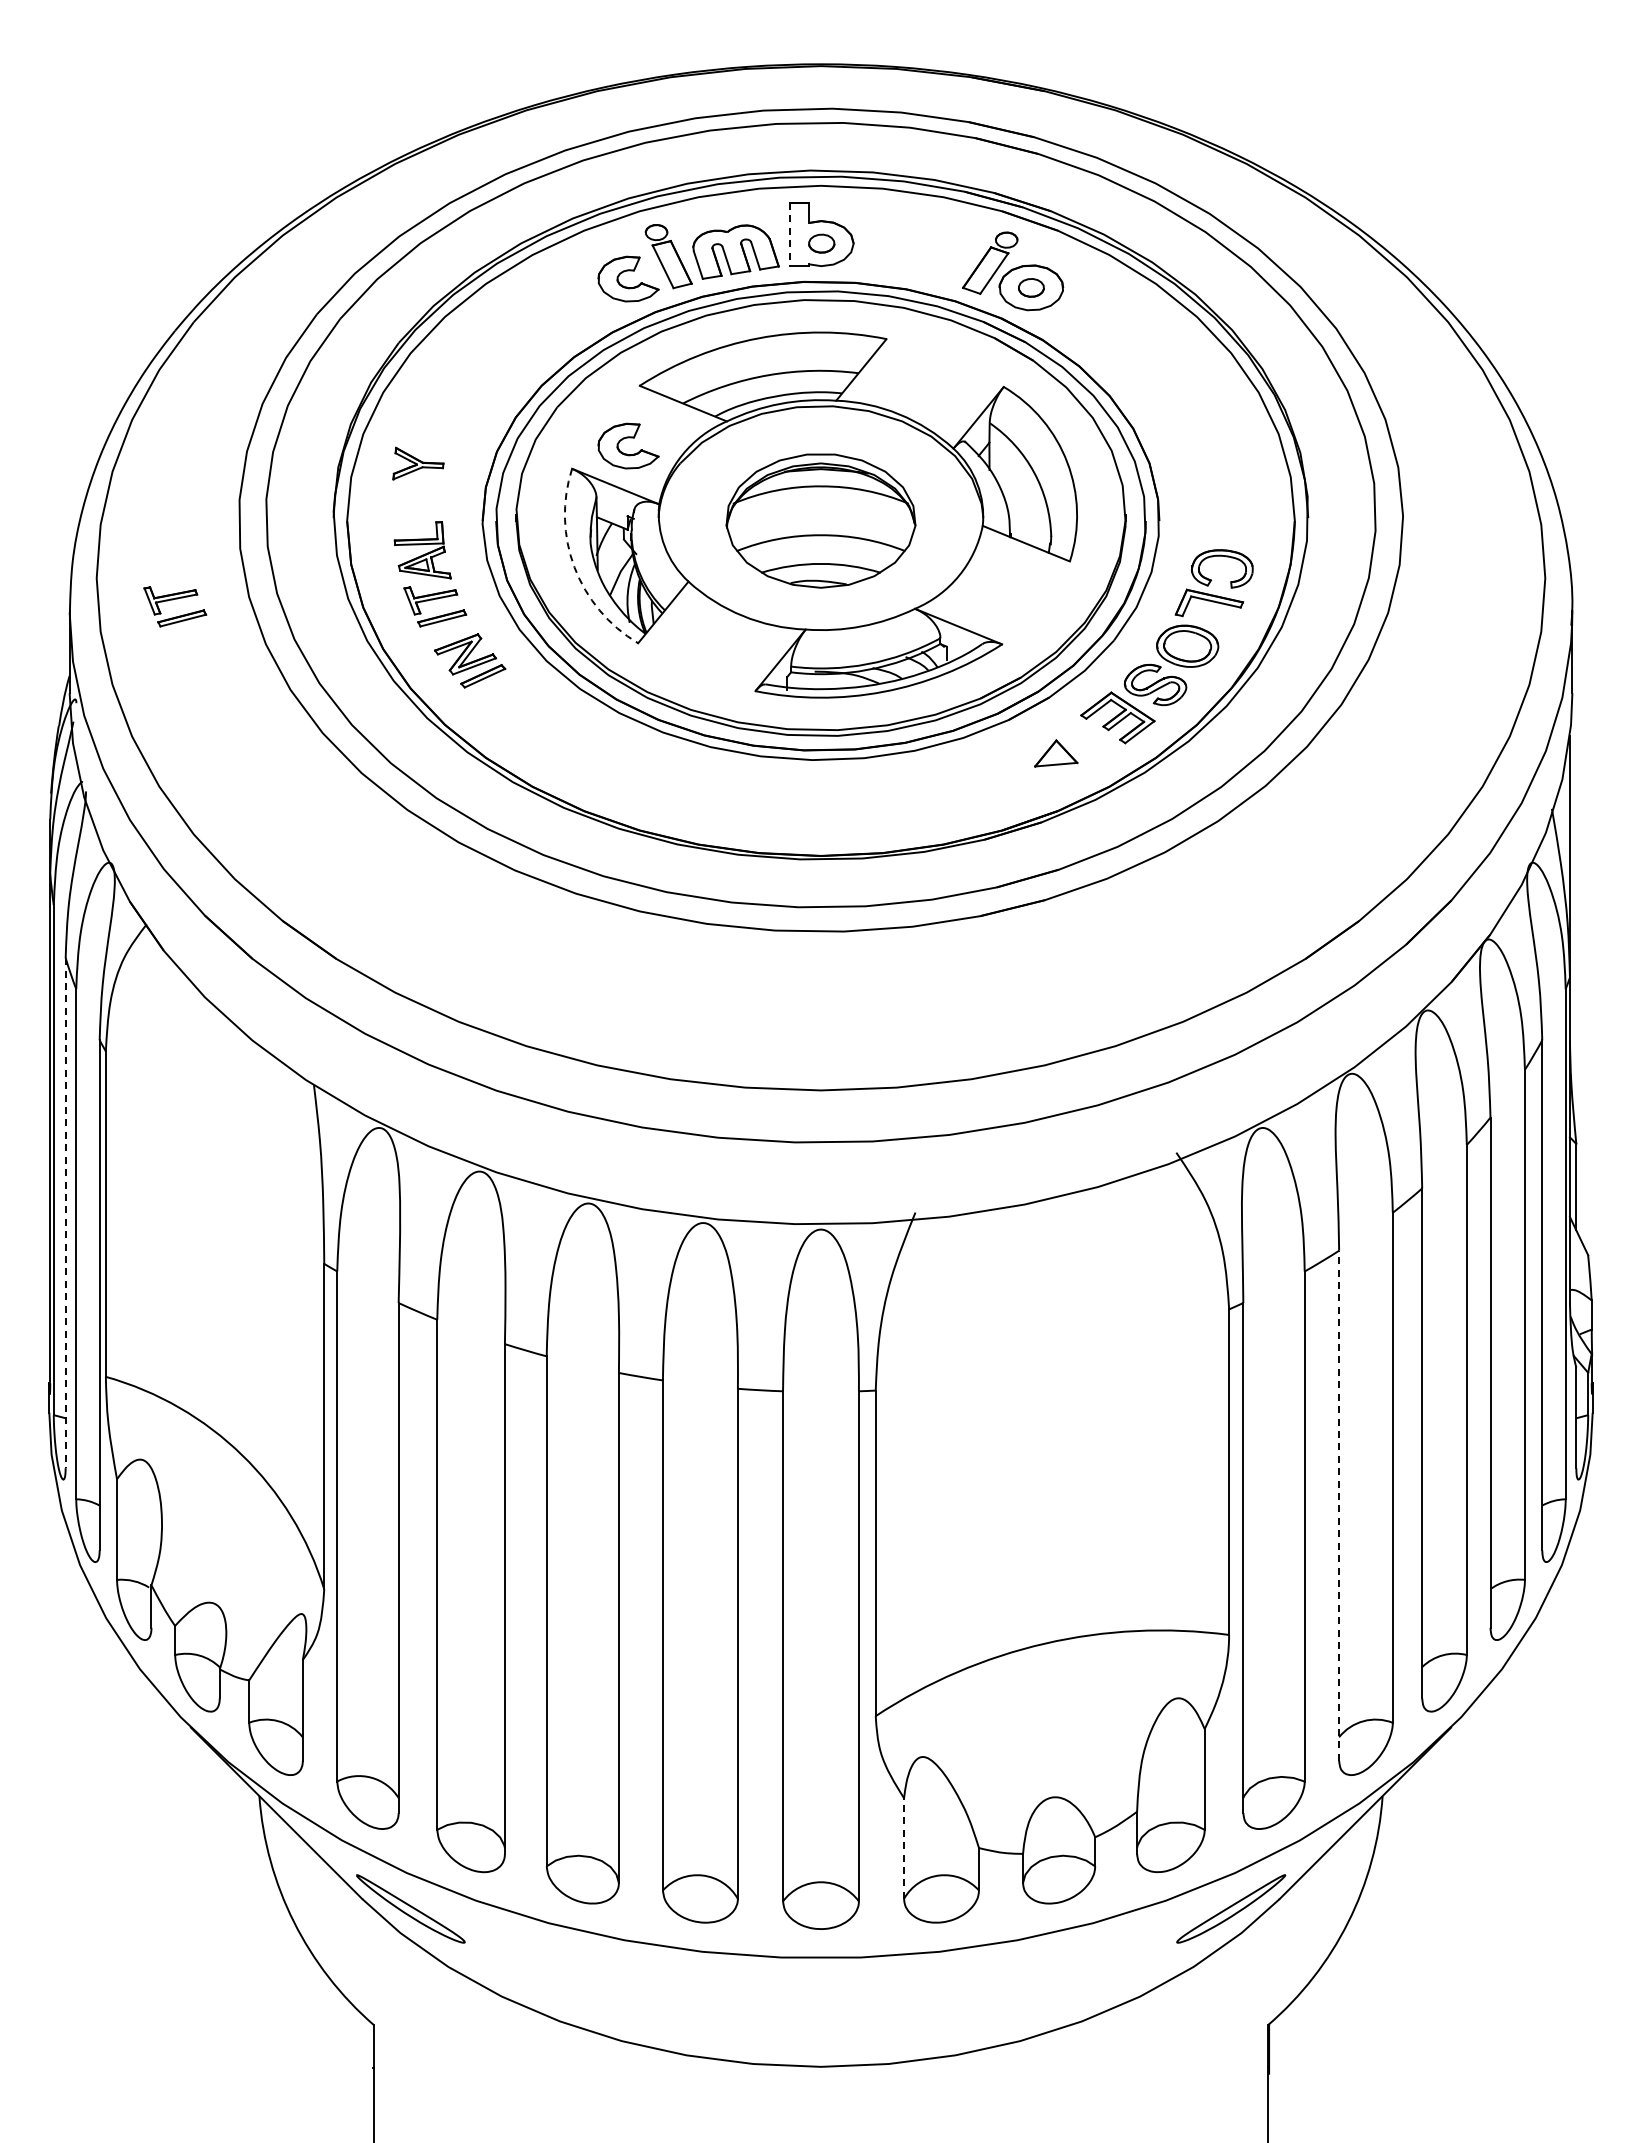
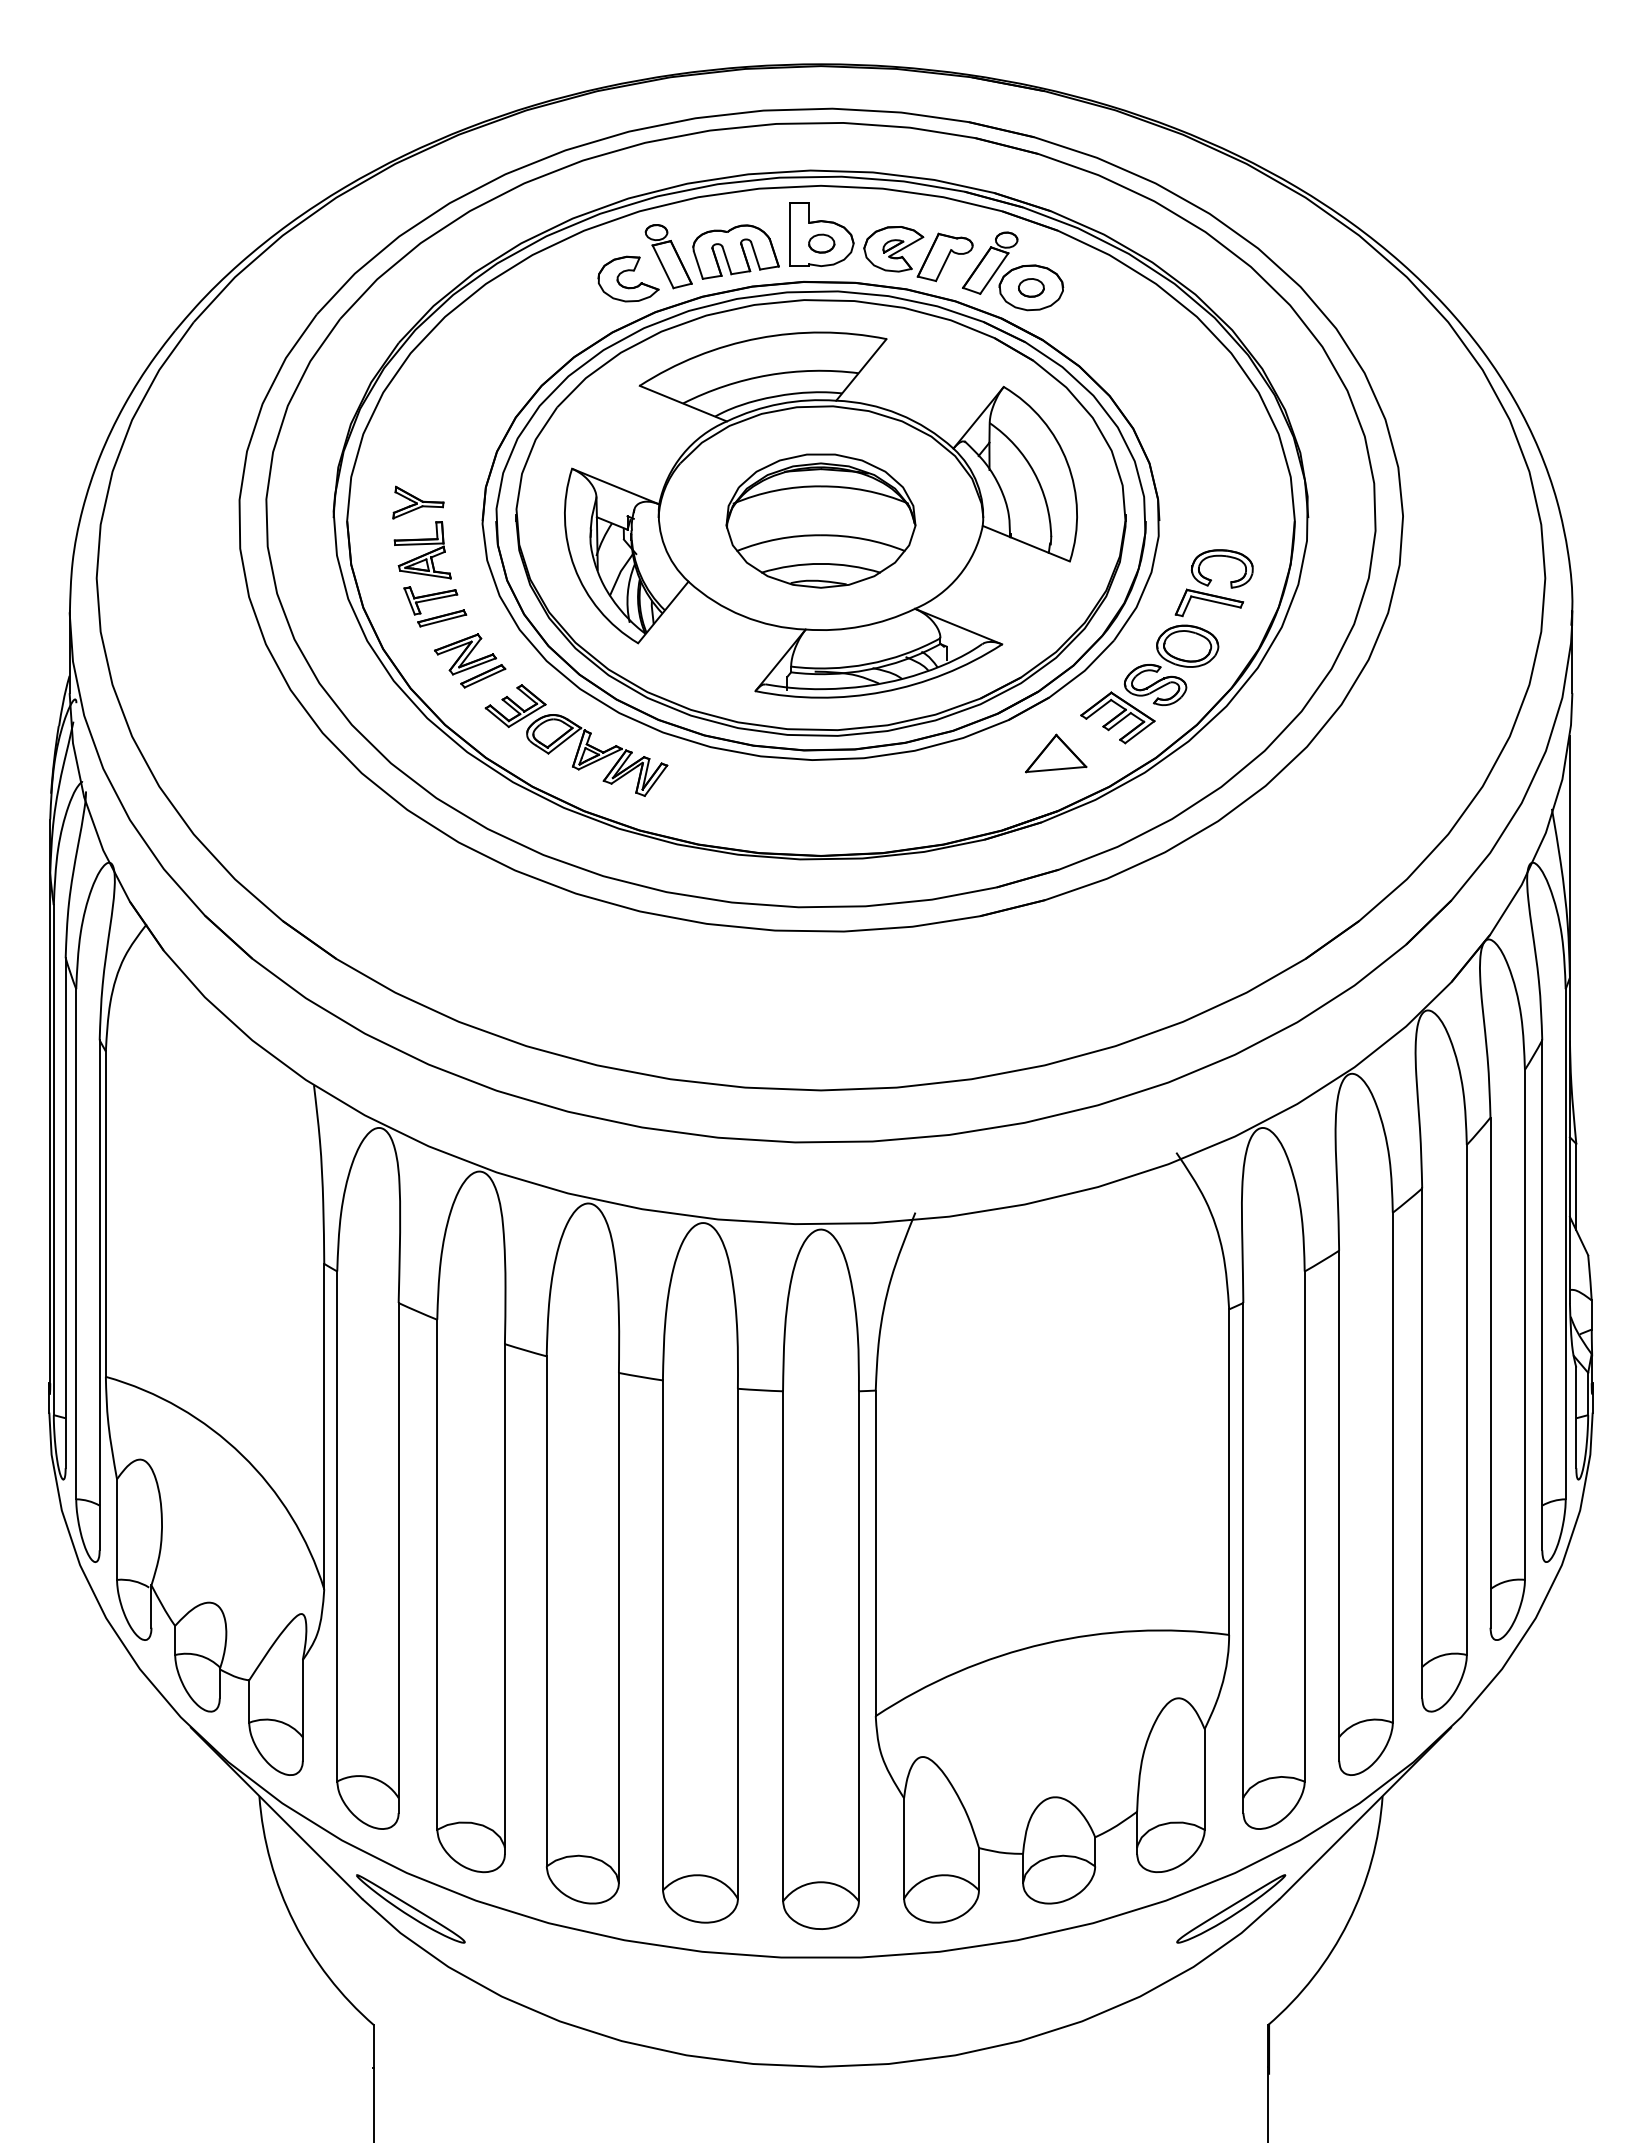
line: dashed -> solid (789, 234)
part: none -> present (925, 258)
part: present -> none (628, 438)
part position: (418, 463) -> (418, 502) (418, 502)
arc: dashed -> solid (574, 567)
part: present -> none (173, 600)
part: none -> present (576, 740)
part size: 45x29 px -> 63x41 px (1056, 753)
line: dashed -> solid (65, 1213)
line: dashed -> solid (1339, 1505)
line: dashed -> solid (904, 1848)
